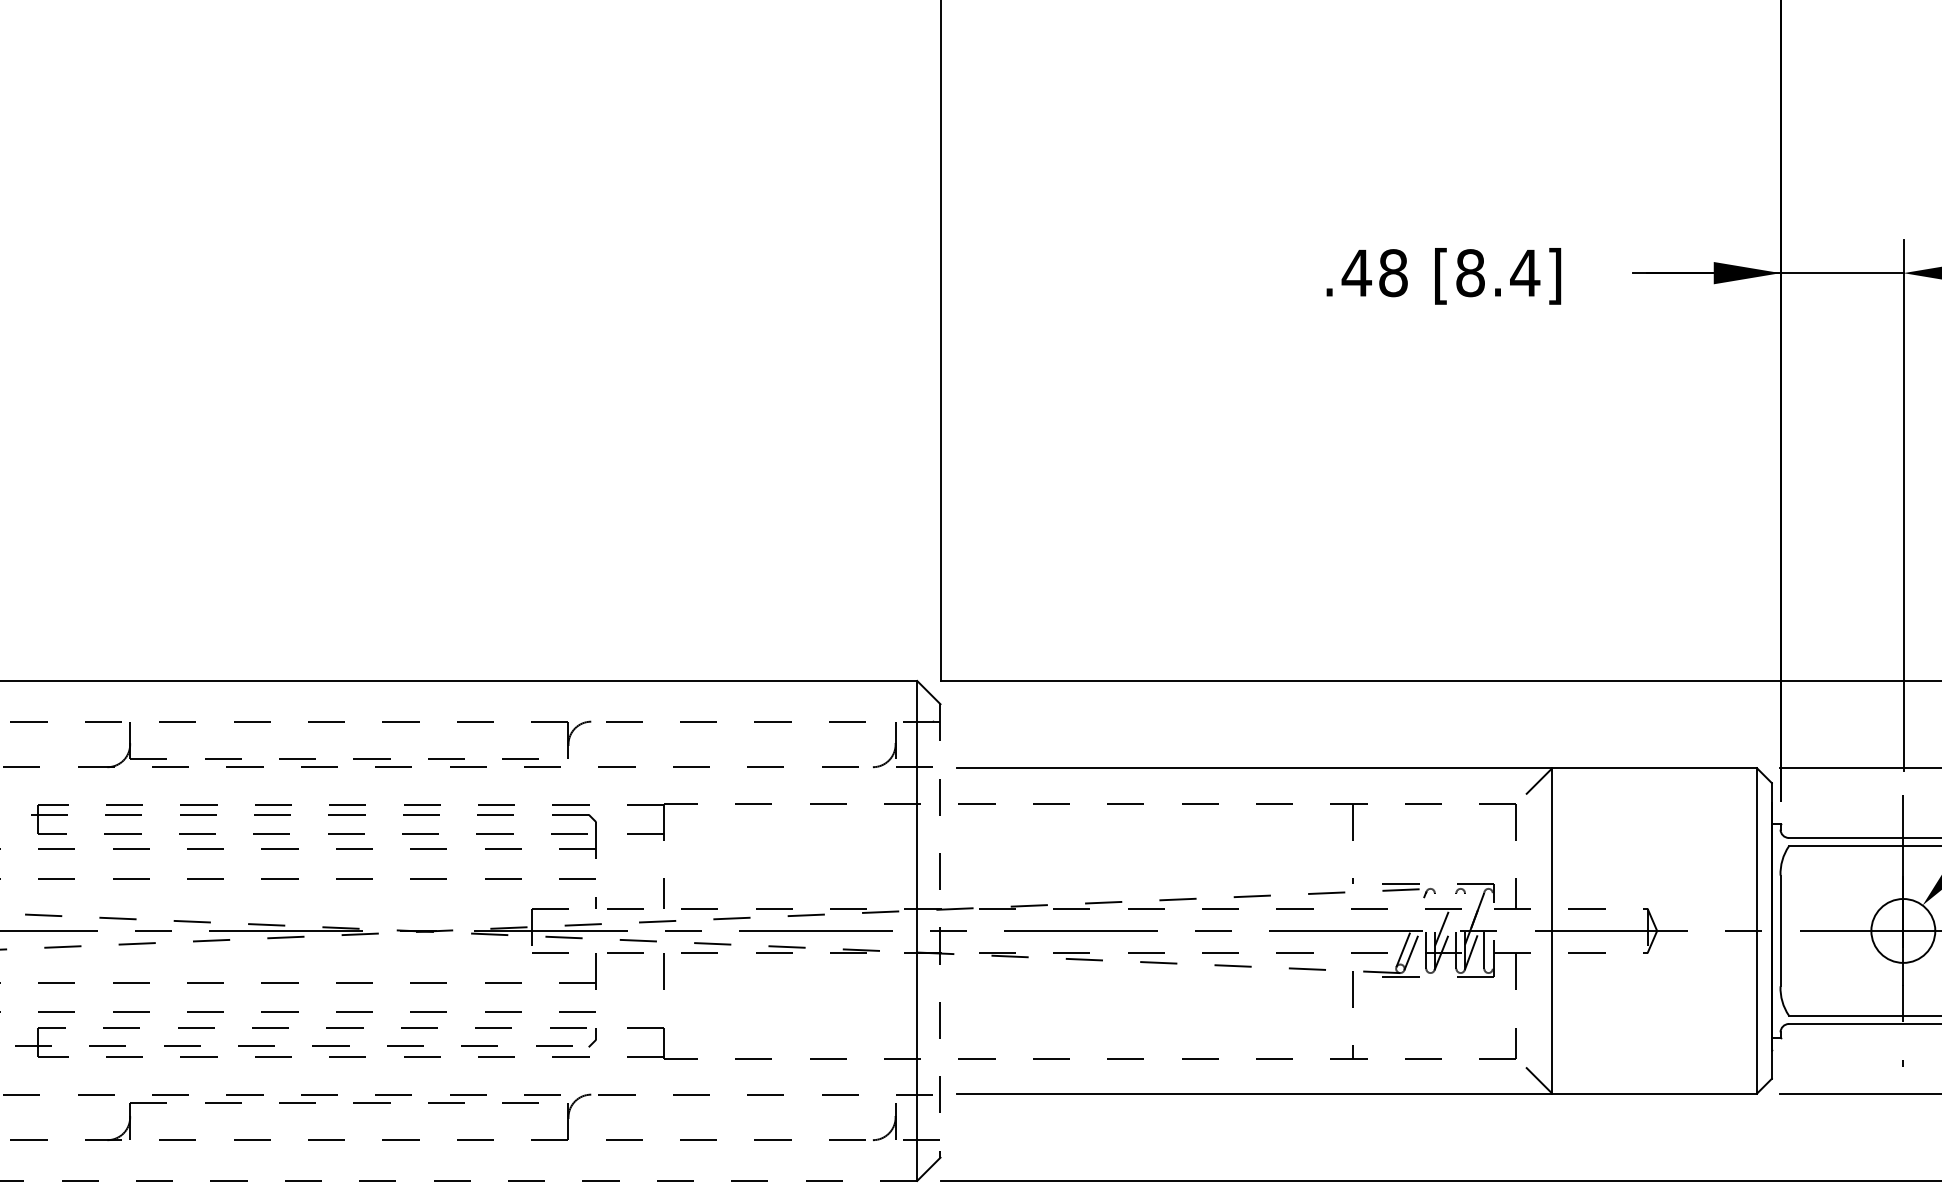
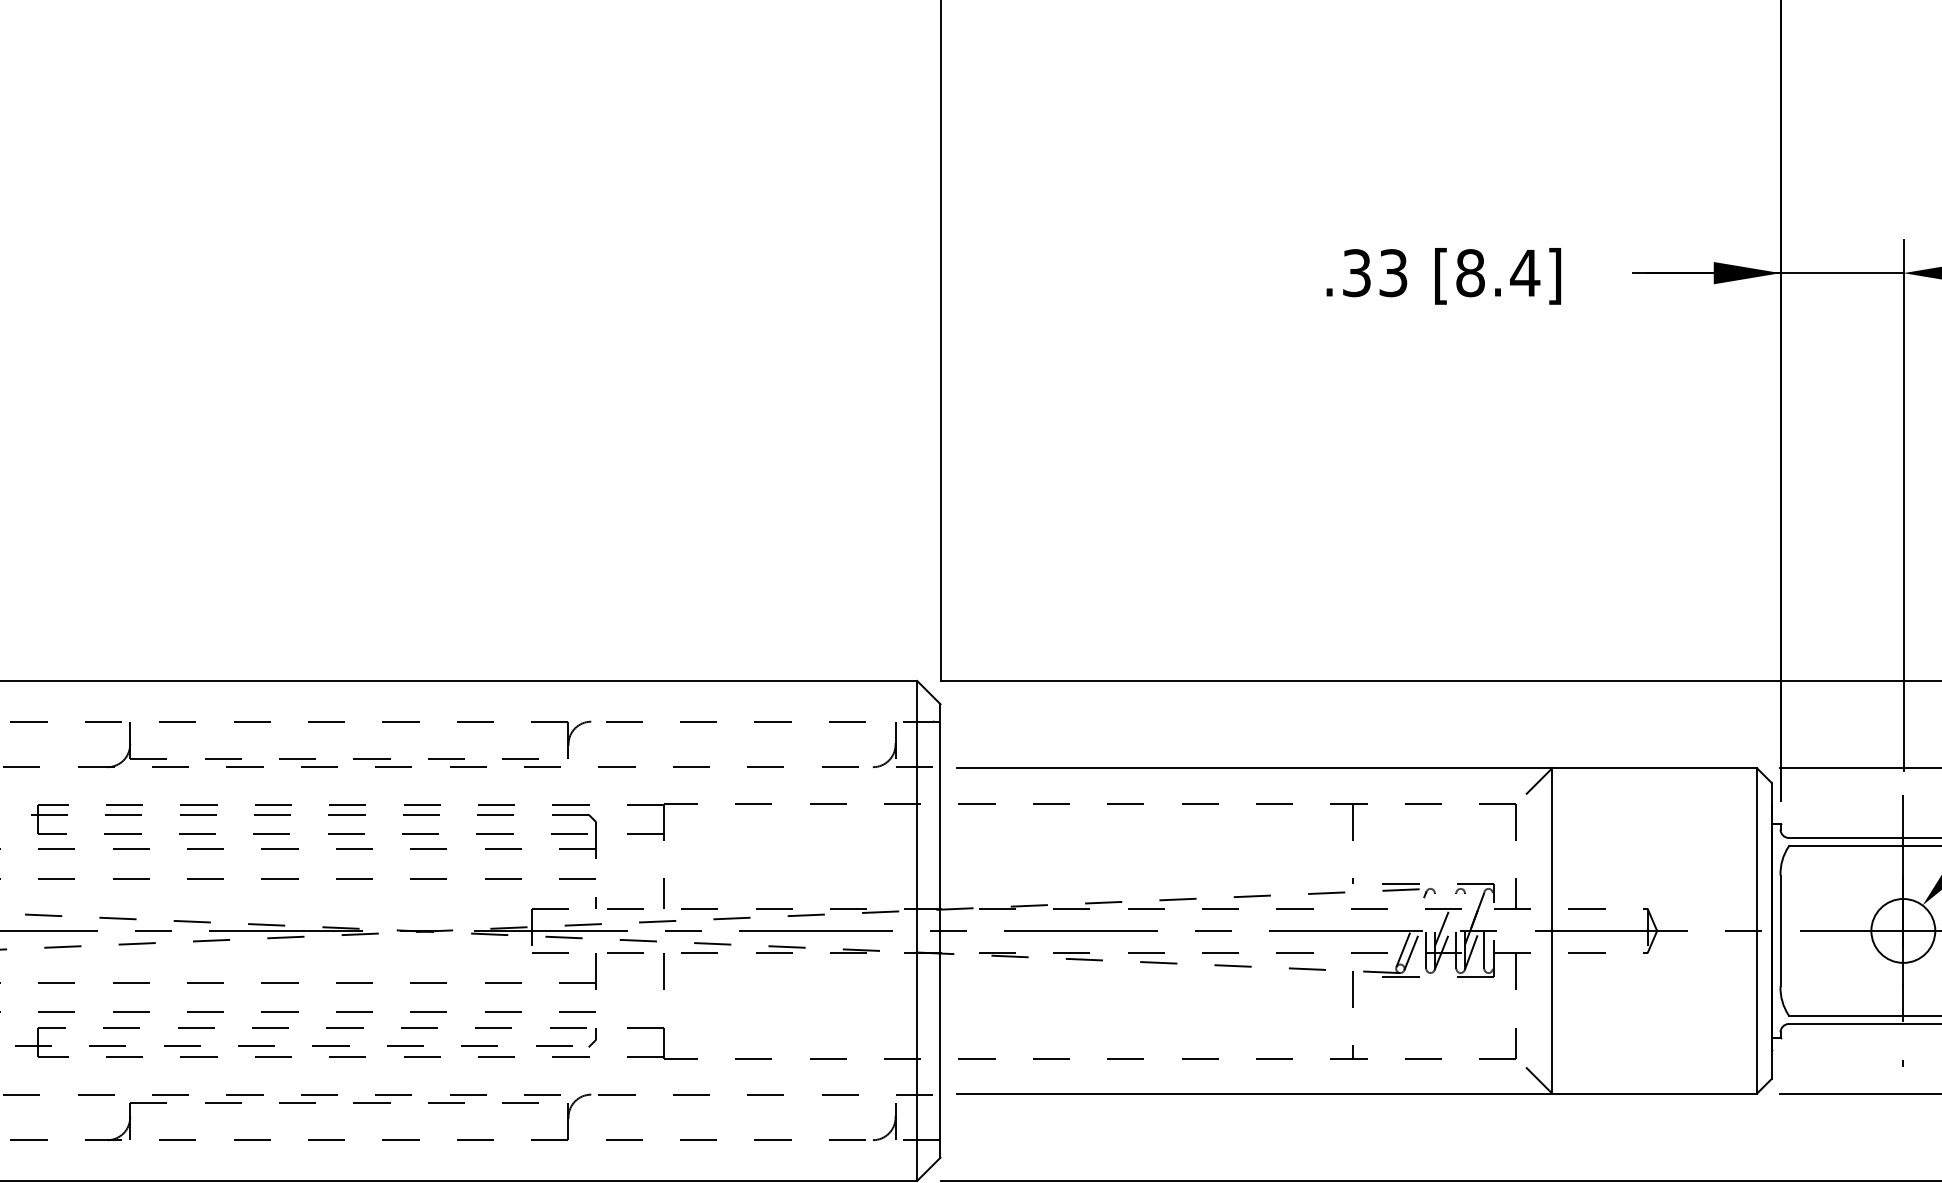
text: .48 -> .33 (1374, 273)
line: dashed -> solid (940, 930)
line: dashed -> solid (458, 1180)
